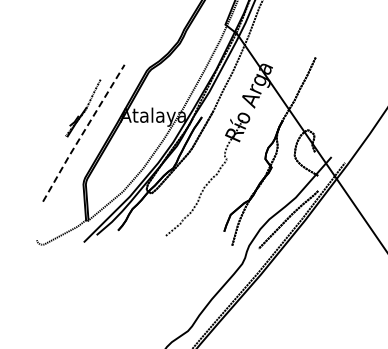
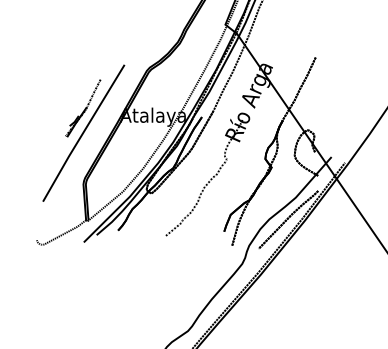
line: dashed -> solid (82, 133)
